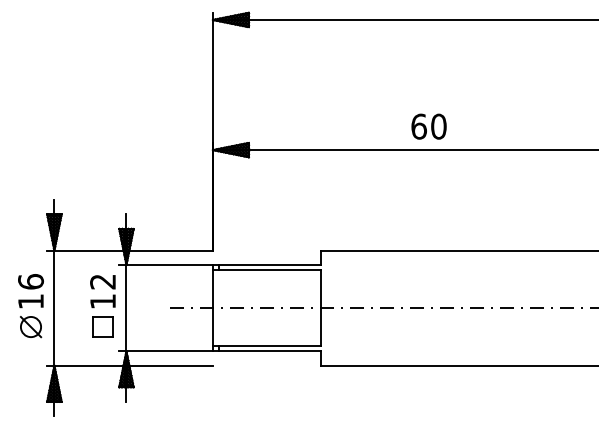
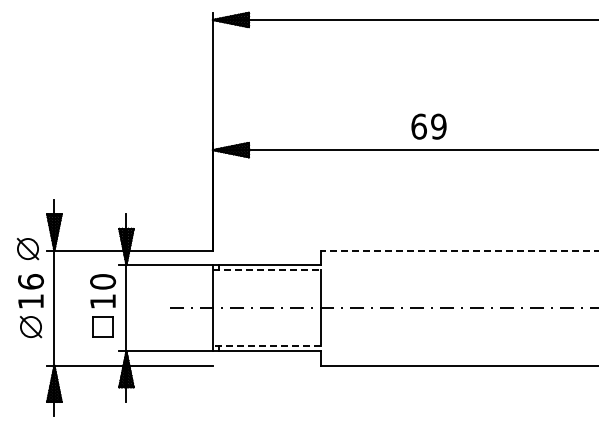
text: 60 -> 69 (438, 126)
part: none -> present (28, 249)
line: solid -> dashed (459, 250)
line: solid -> dashed (267, 270)
text: 12 -> 10 (103, 281)
line: solid -> dashed (266, 346)
